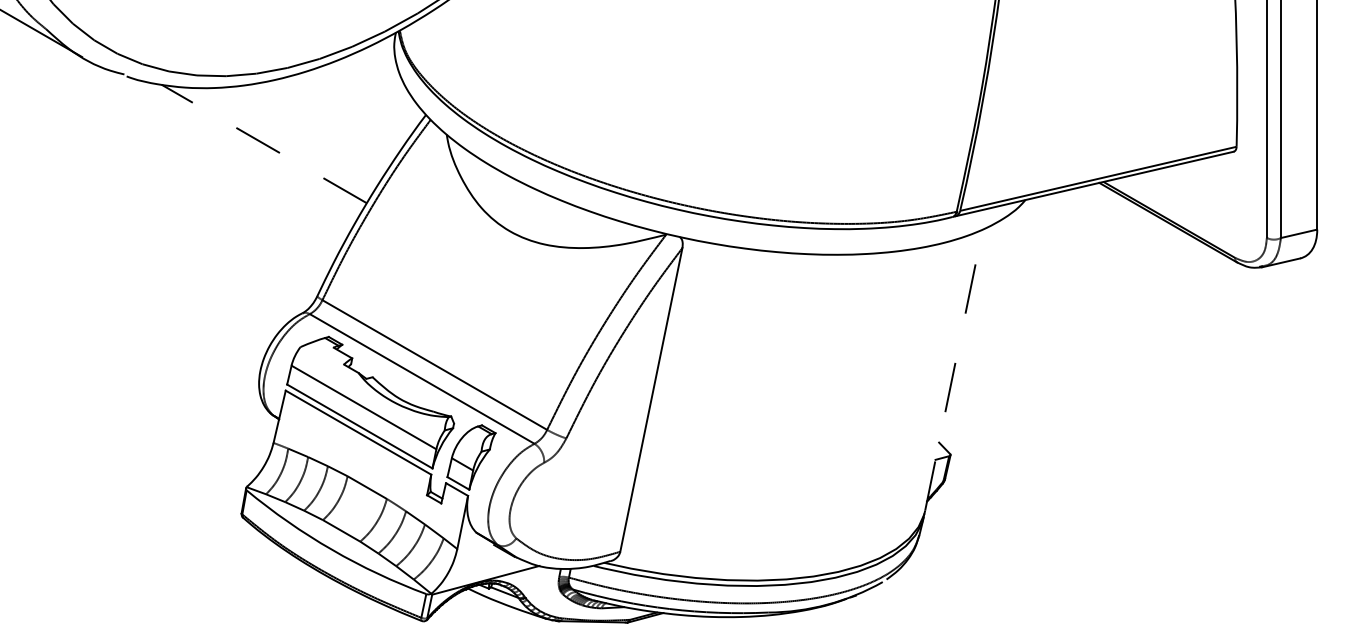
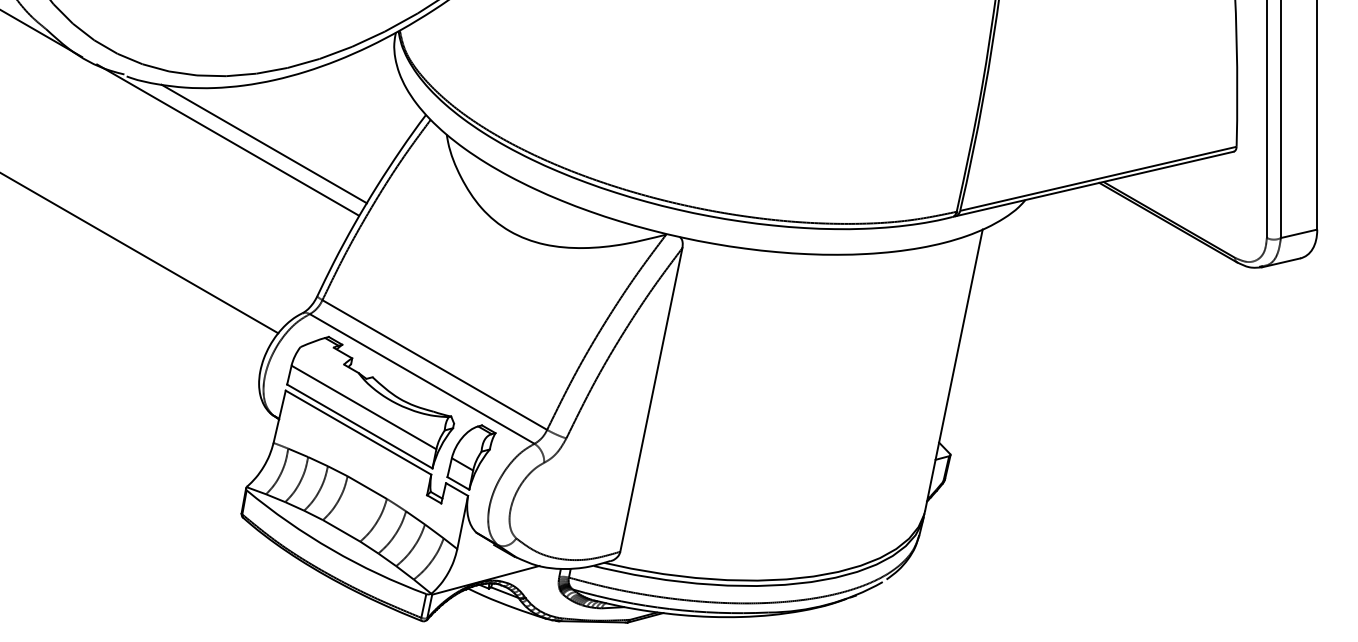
line: none -> present (227, 139)
line: dashed -> solid (264, 144)
line: none -> present (140, 253)
line: dashed -> solid (954, 369)
